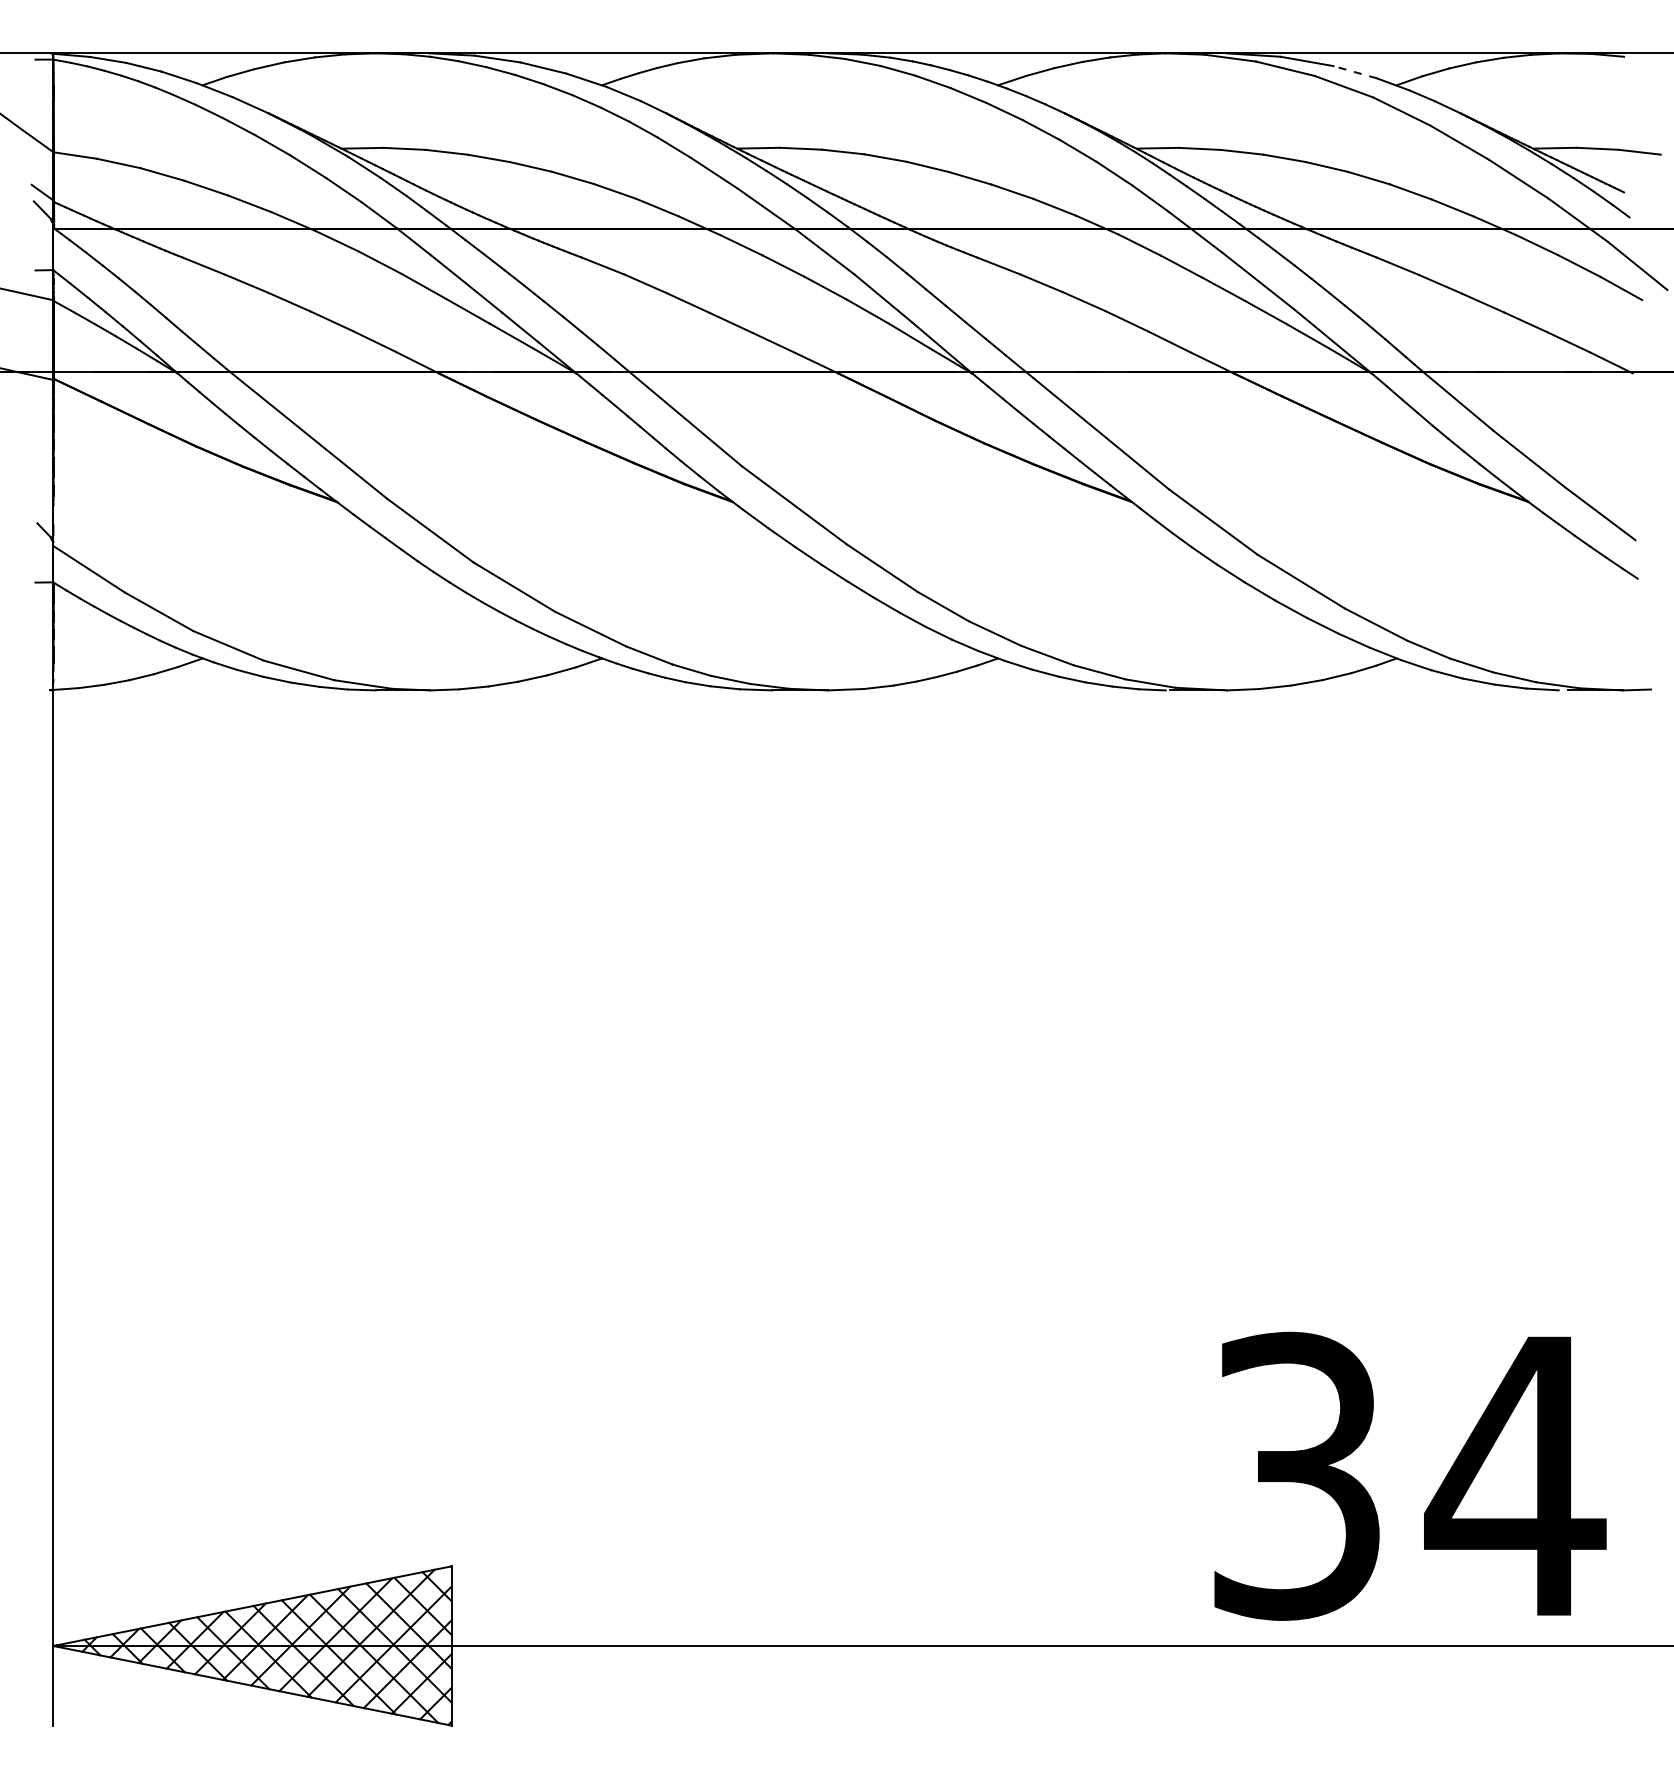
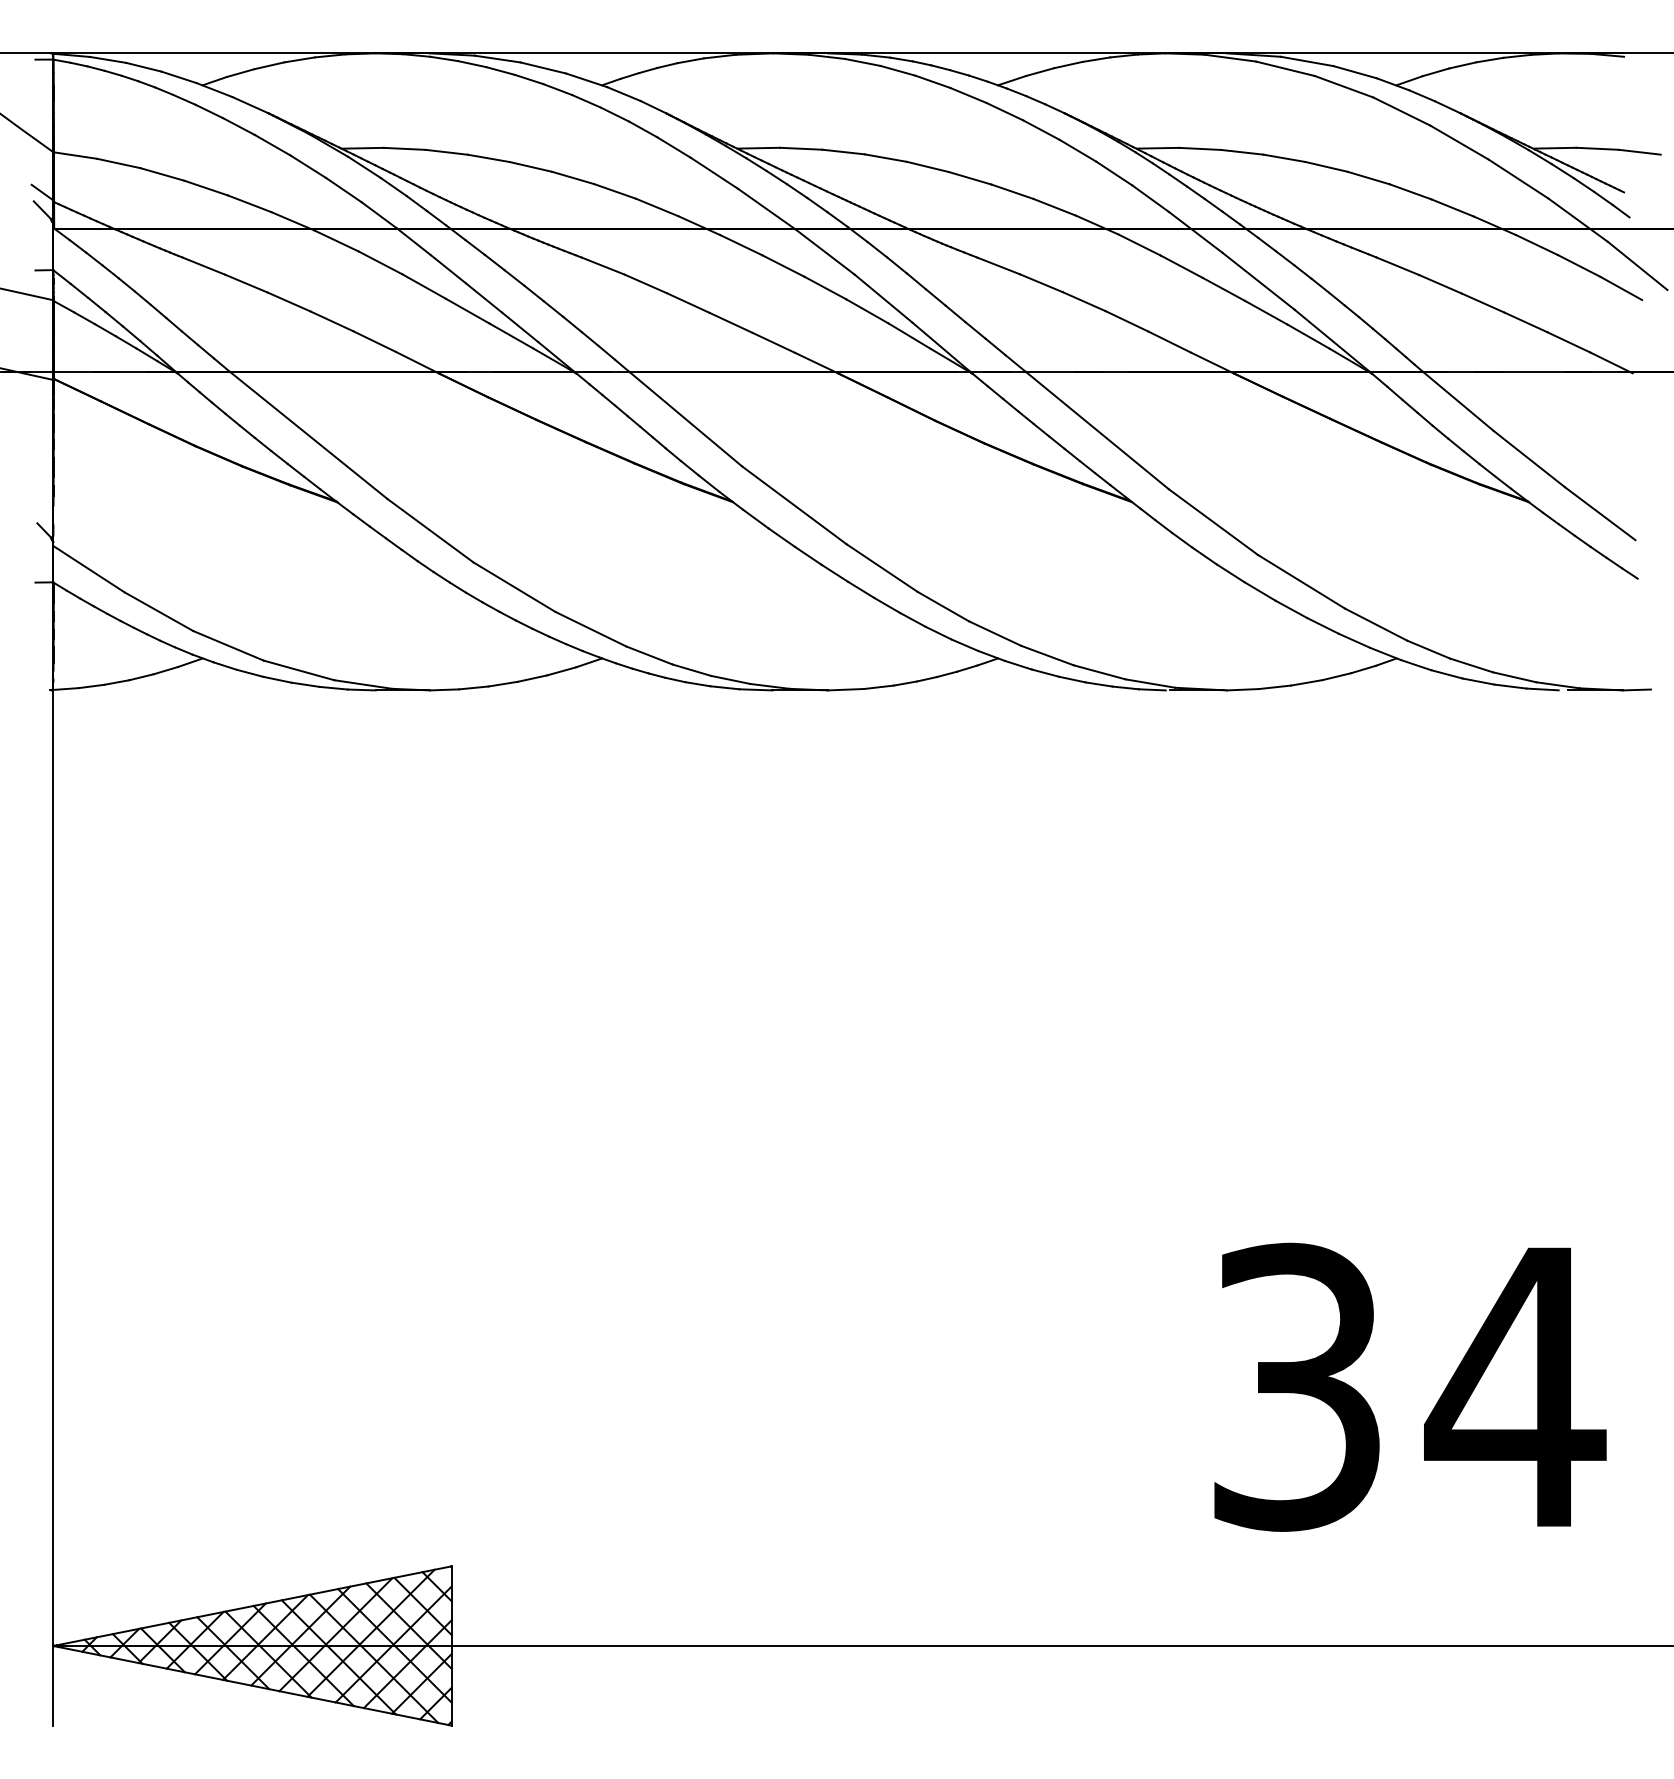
line: dashed -> solid (1355, 72)
text position: (1410, 1475) -> (1410, 1386) (1410, 1386)
